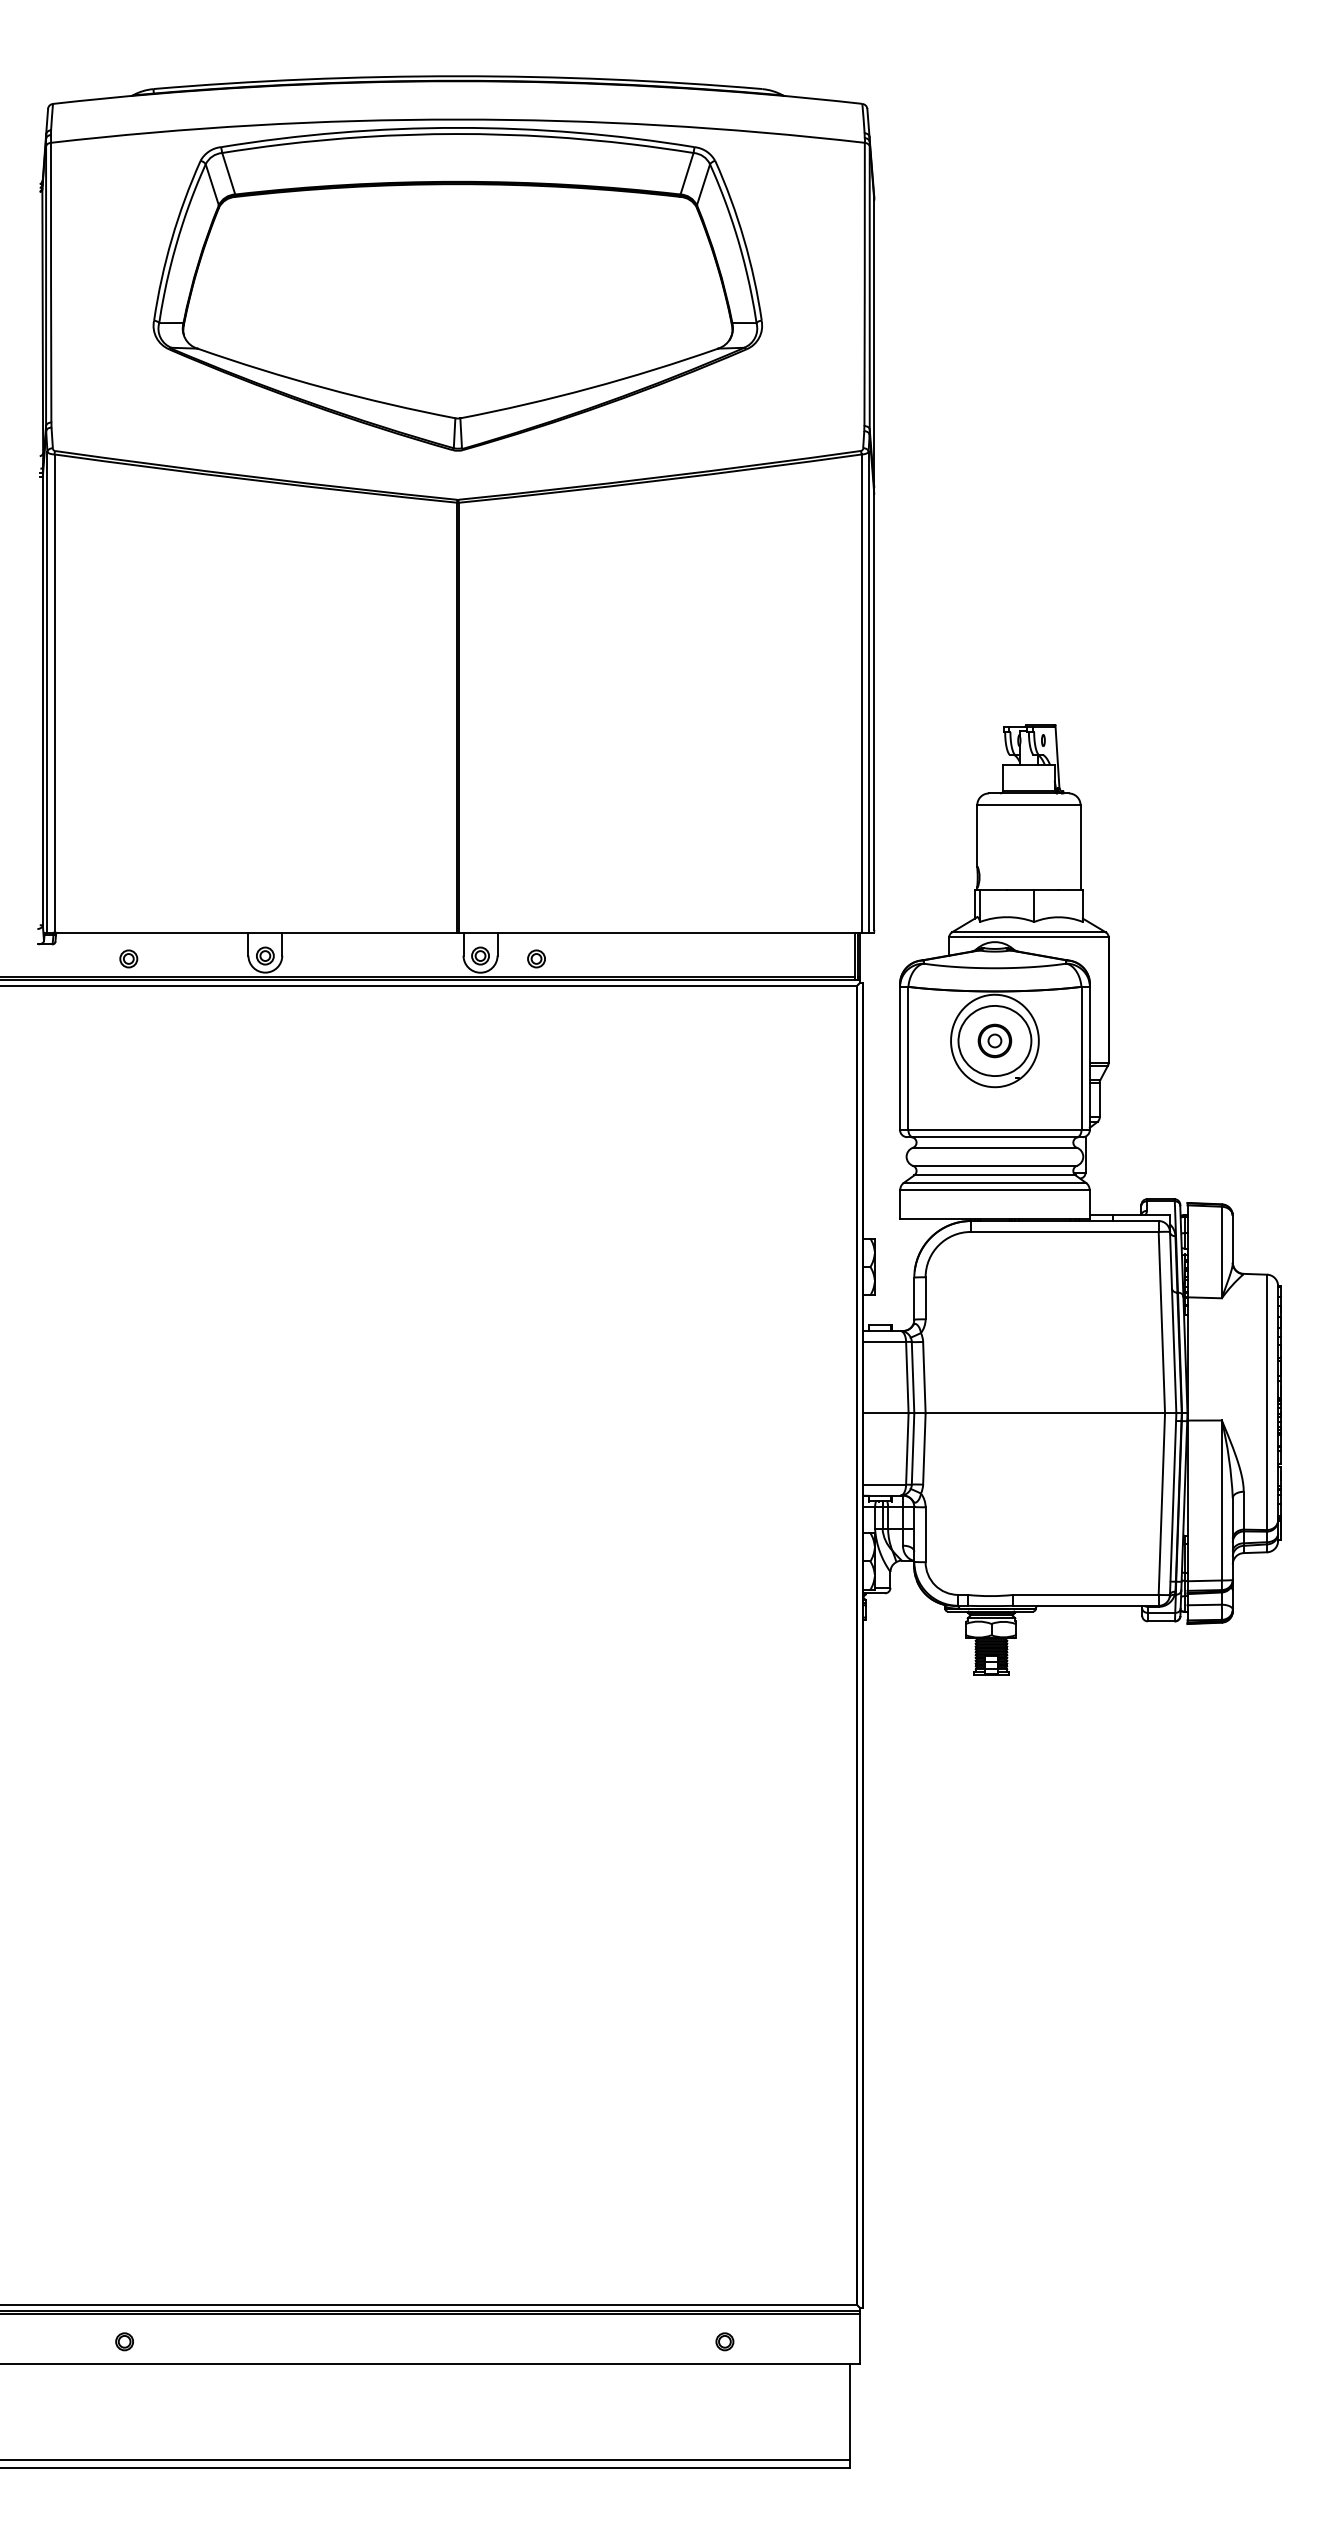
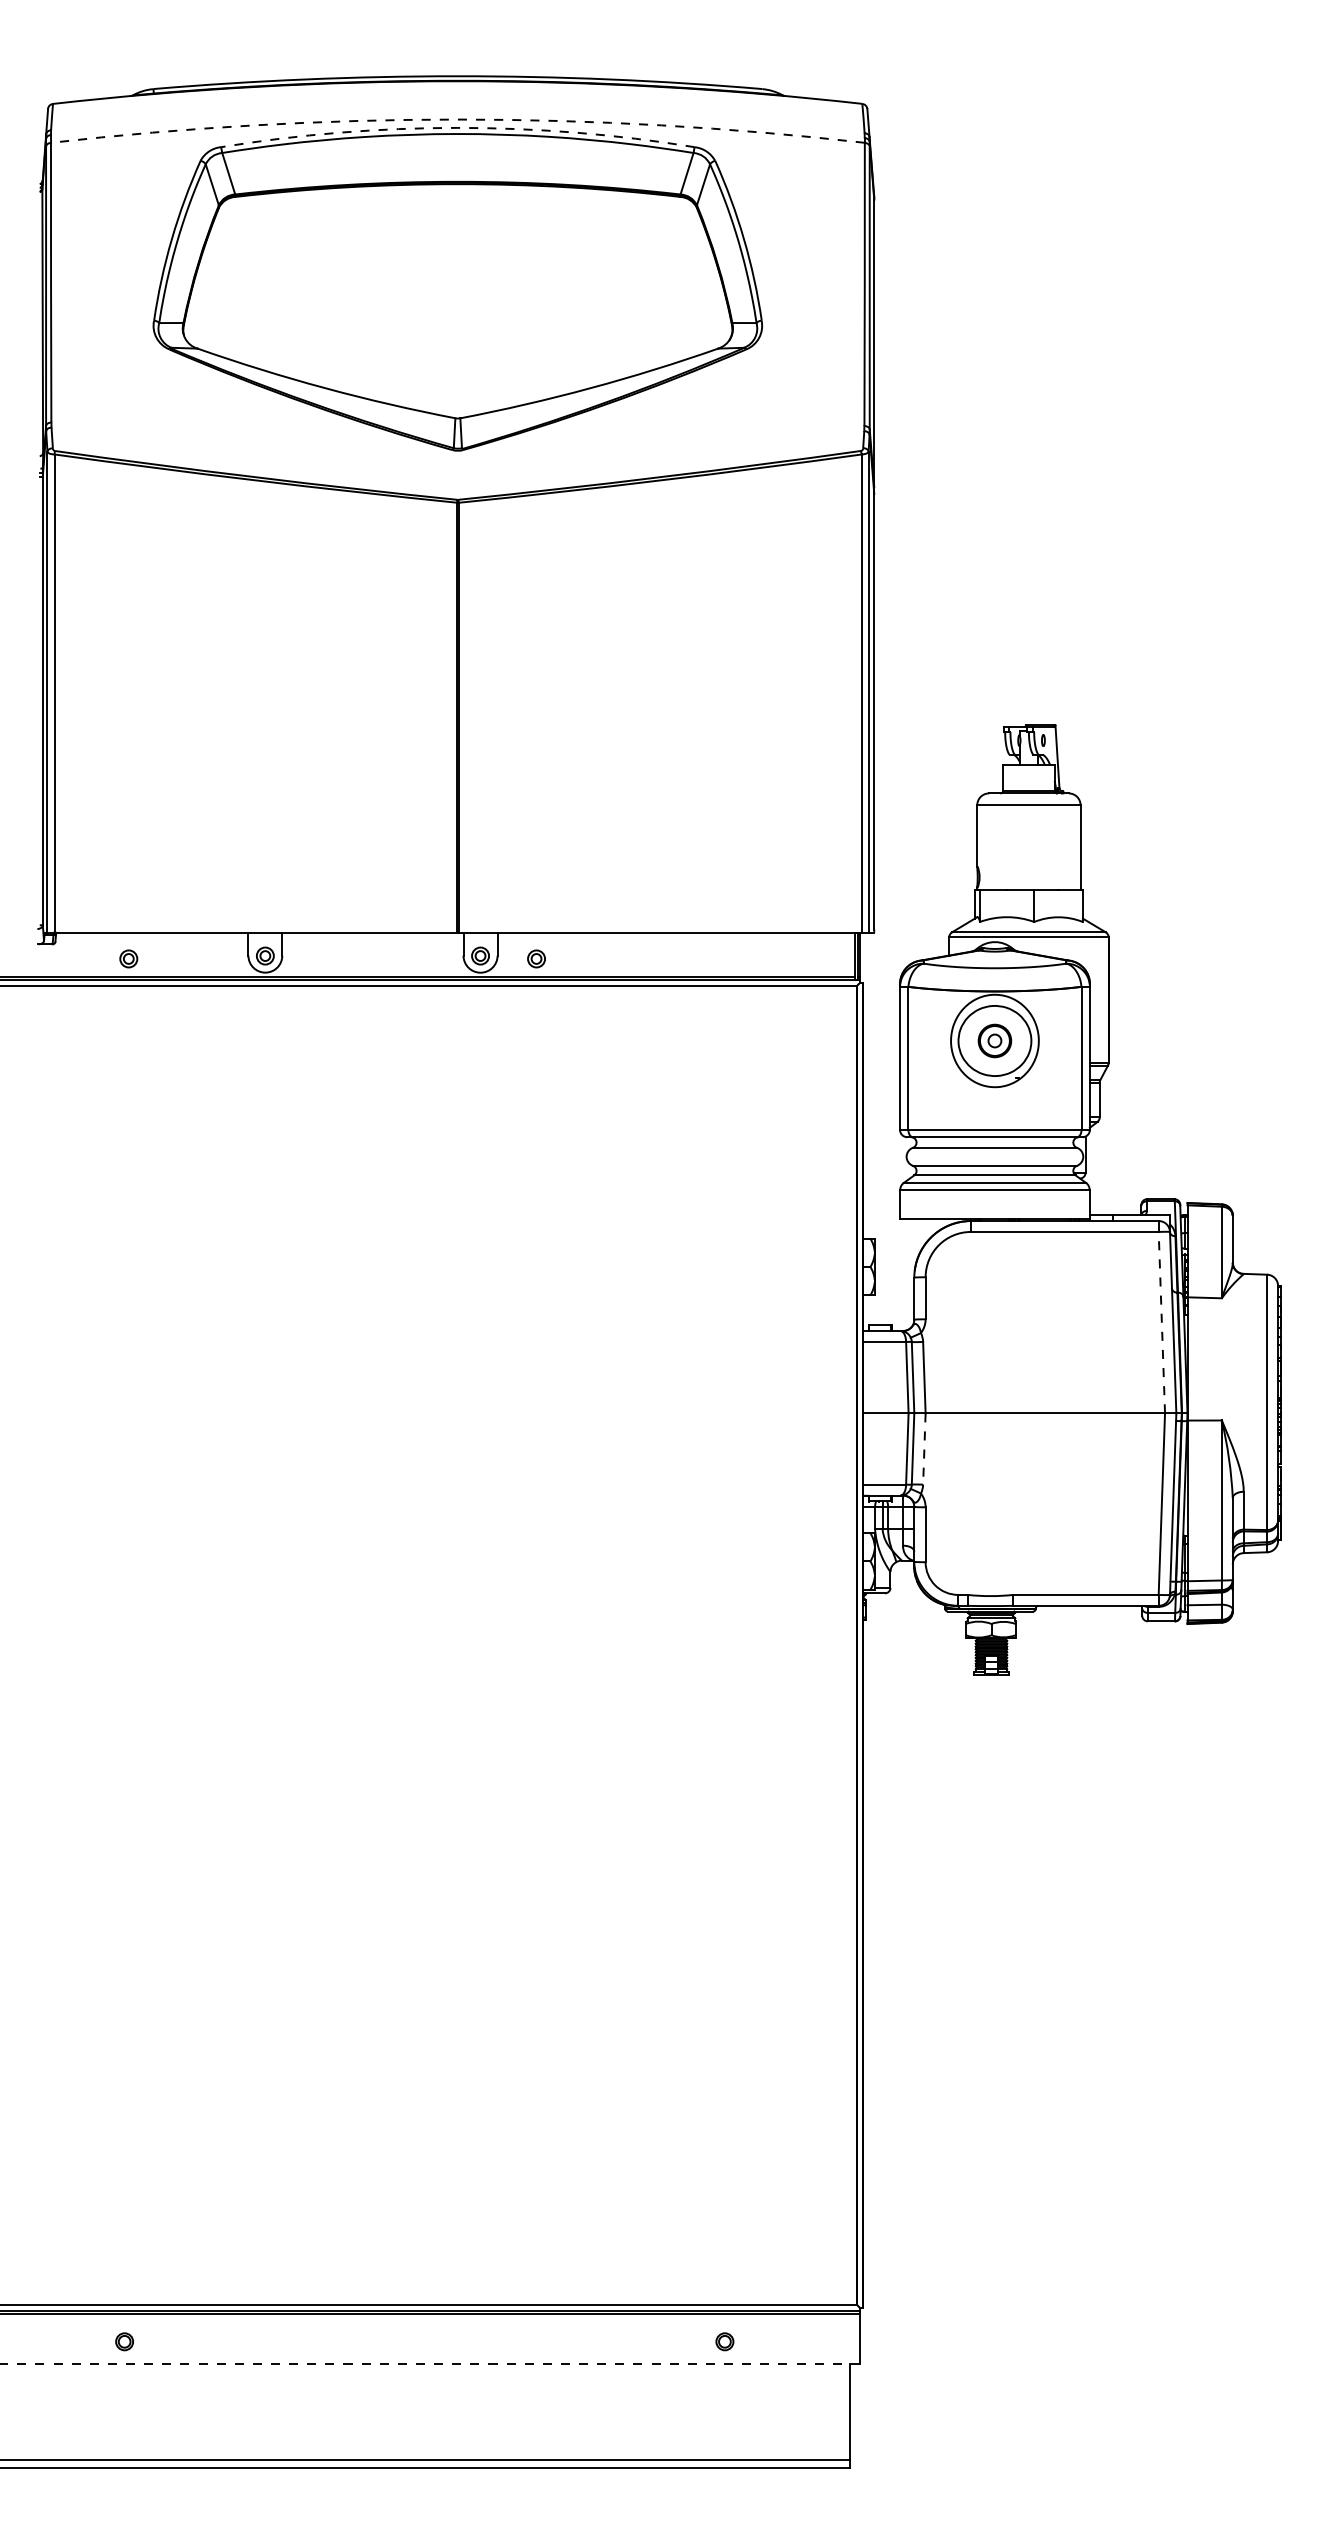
arc: solid -> dashed (457, 119)
arc: solid -> dashed (457, 127)
line: solid -> dashed (1161, 1322)
line: solid -> dashed (924, 1448)
line: solid -> dashed (429, 2364)
